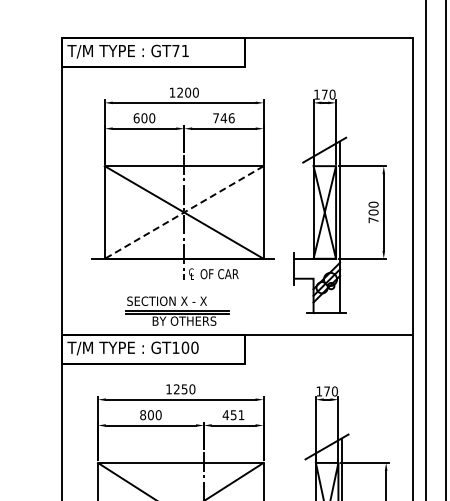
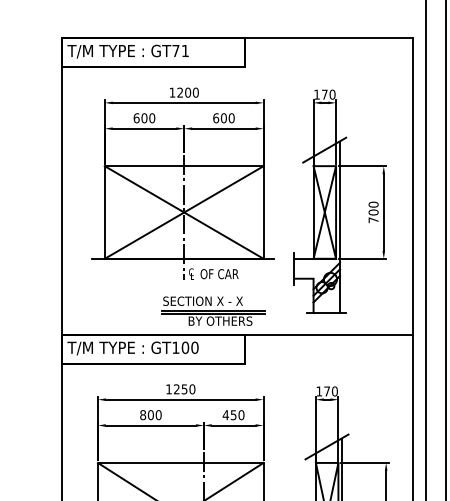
text: 746 -> 600 (223, 118)
line: dashed -> solid (184, 212)
part position: (177, 310) -> (213, 310) (213, 310)
text: 451 -> 450 (241, 415)
